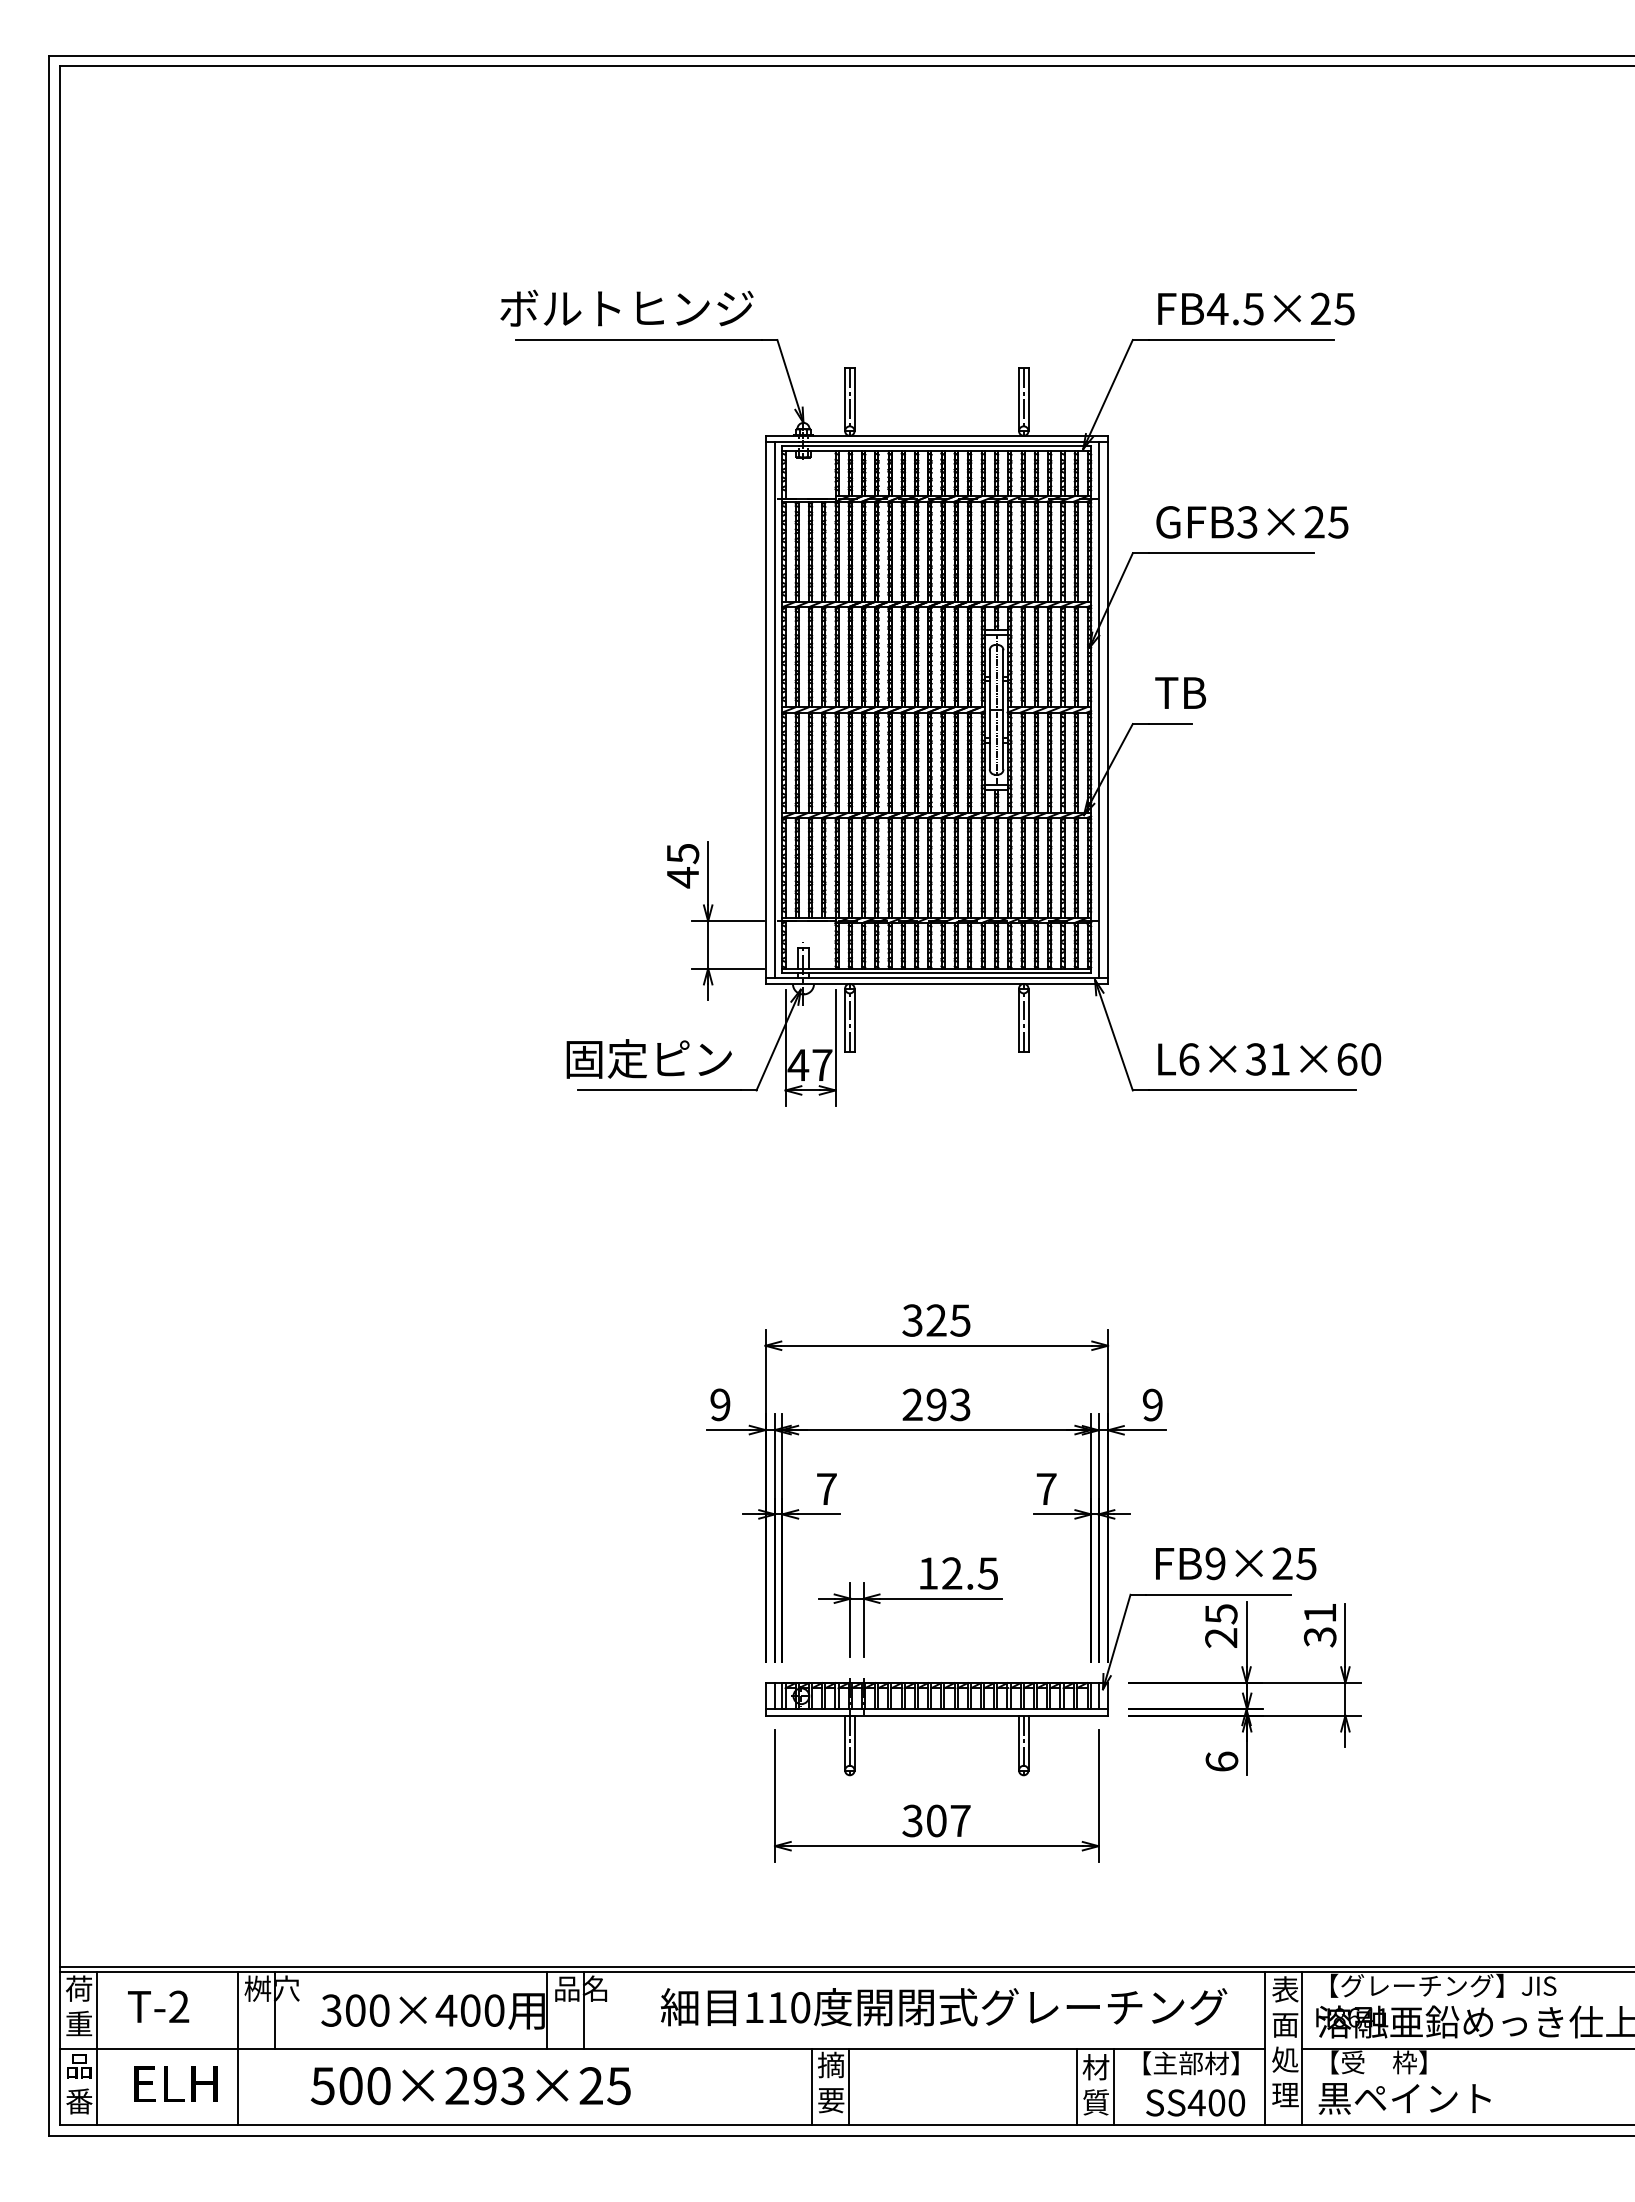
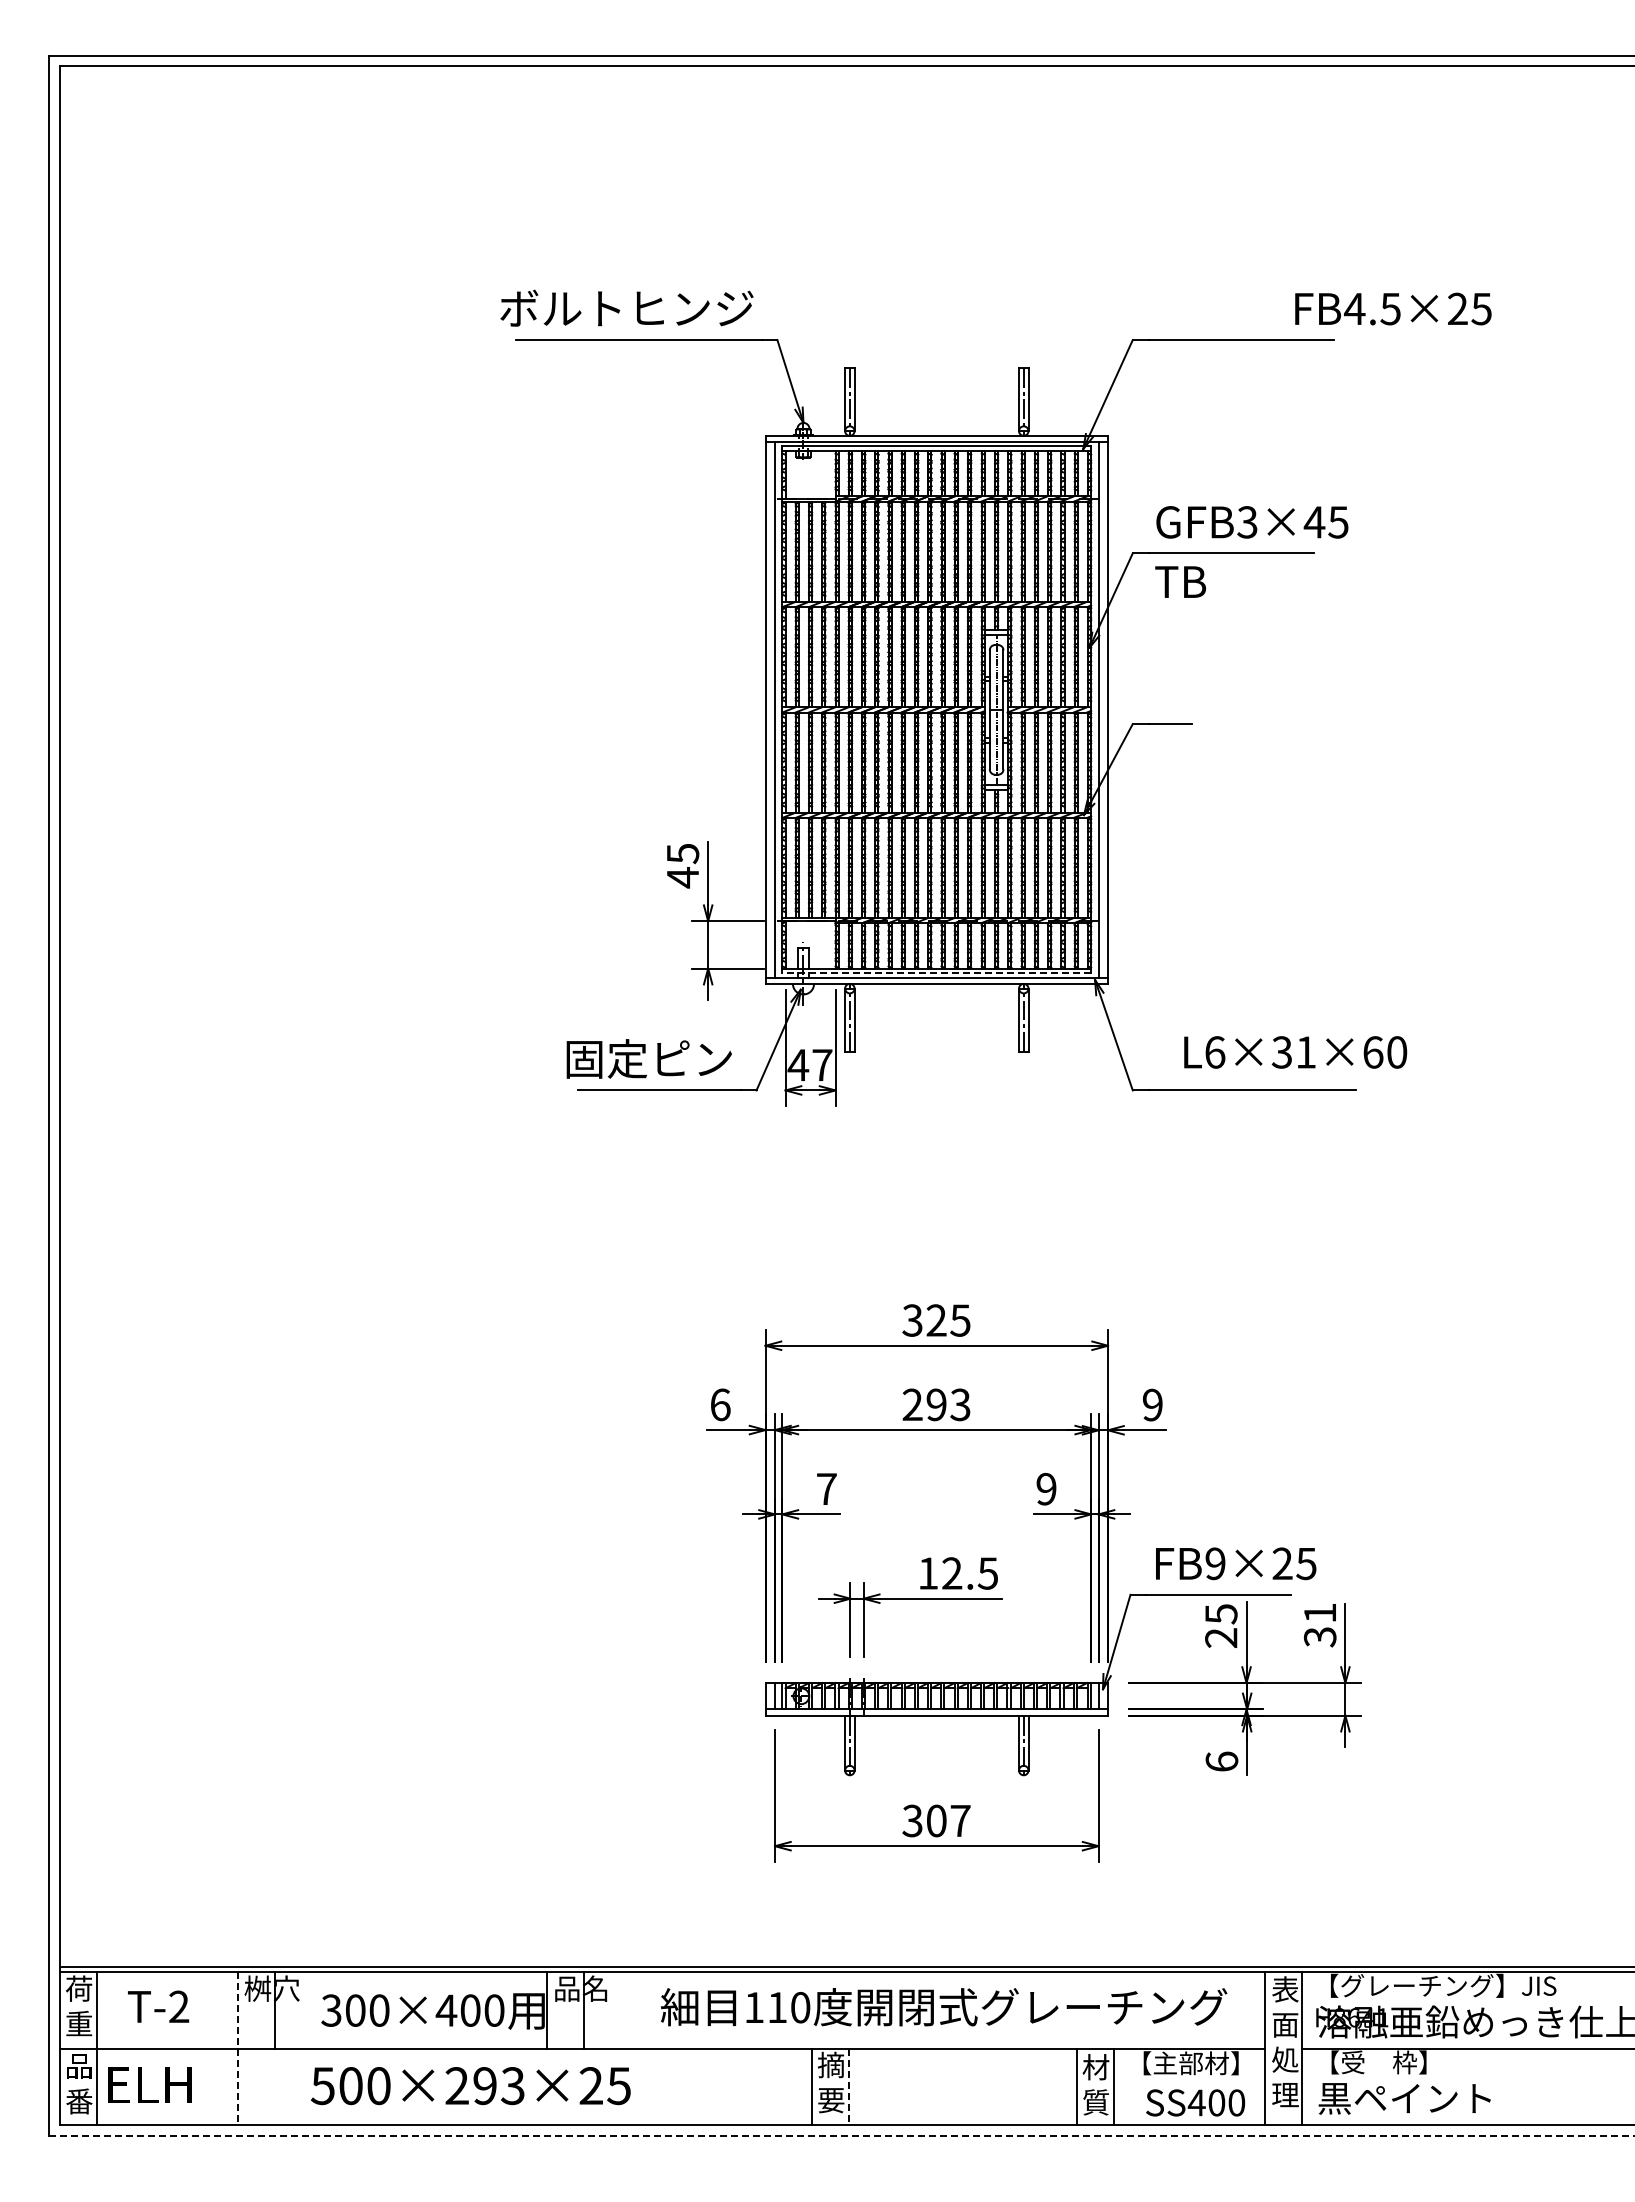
text position: (1256, 308) -> (1393, 308) (1393, 308)
text: GFB3×25 -> GFB3×45 (1314, 522)
text position: (1180, 692) -> (1180, 581) (1180, 581)
line: solid -> dashed (936, 973)
text position: (1269, 1059) -> (1295, 1052) (1295, 1052)
text: 9 -> 6 (720, 1404)
text: 7 -> 9 (1046, 1488)
line: solid -> dashed (237, 2048)
text position: (175, 2083) -> (149, 2084) (149, 2084)
line: solid -> dashed (848, 2087)
line: solid -> dashed (841, 2135)
